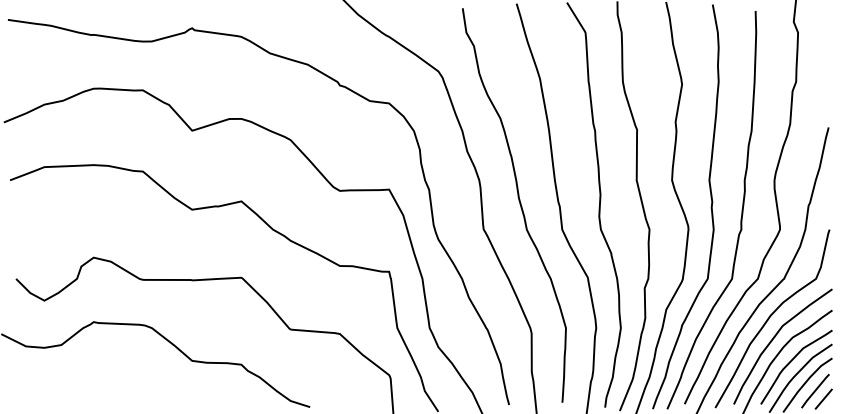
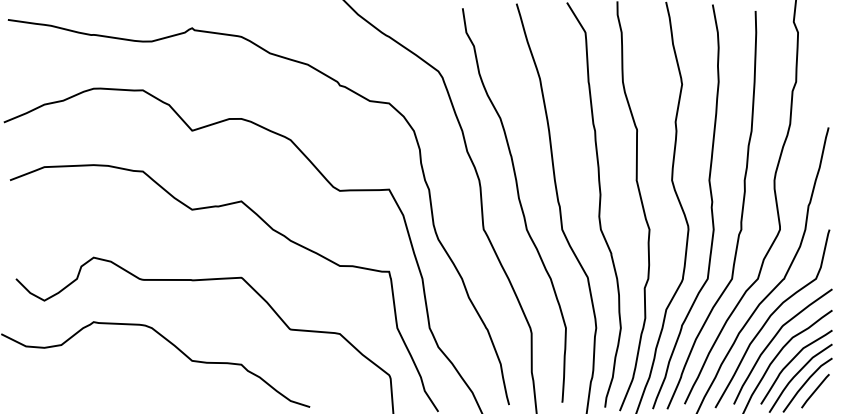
line: present -> none (823, 398)
